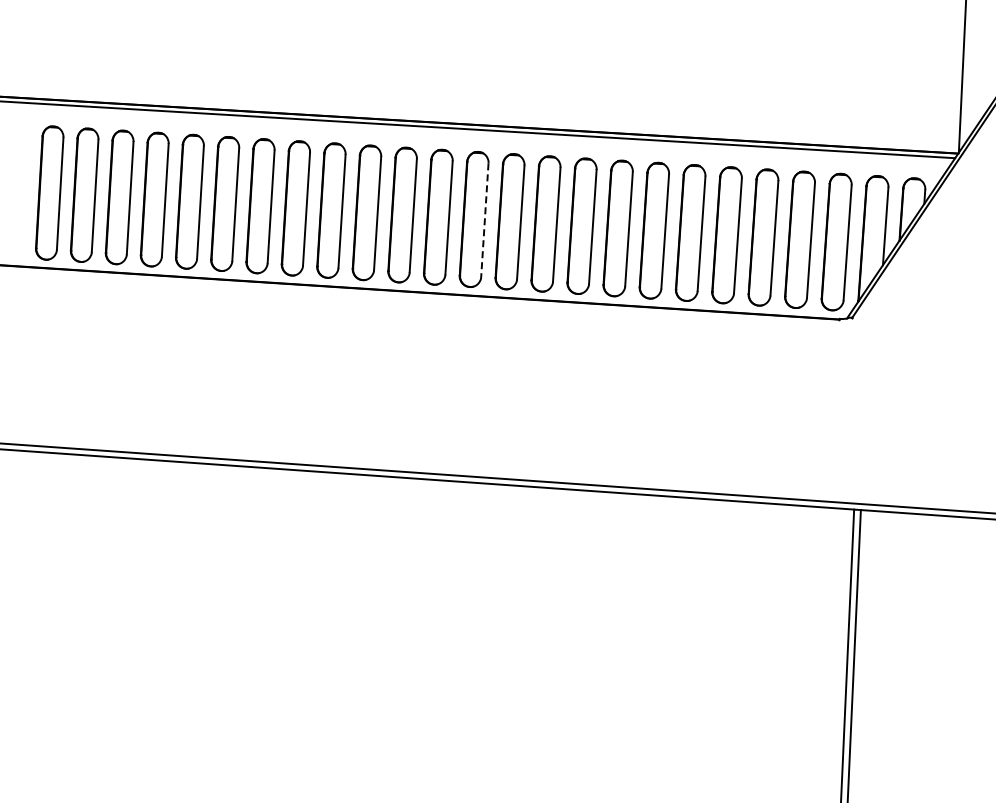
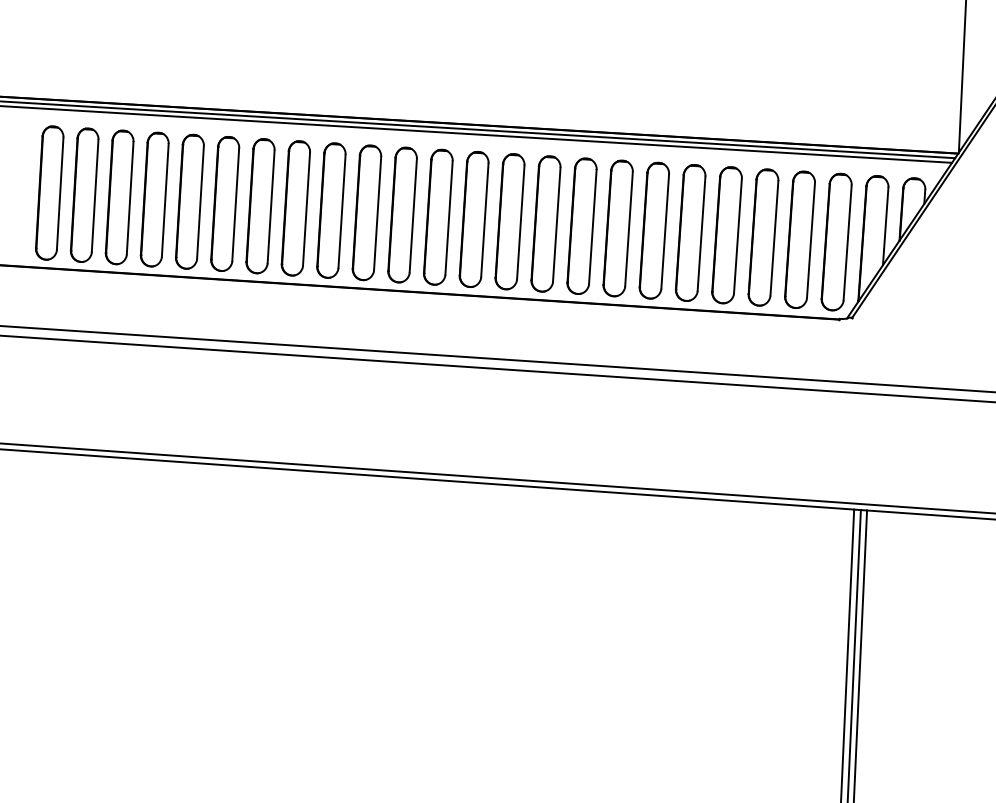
line: none -> present (477, 134)
line: dashed -> solid (484, 220)
line: none -> present (497, 359)
line: none -> present (497, 368)
line: none -> present (860, 654)
